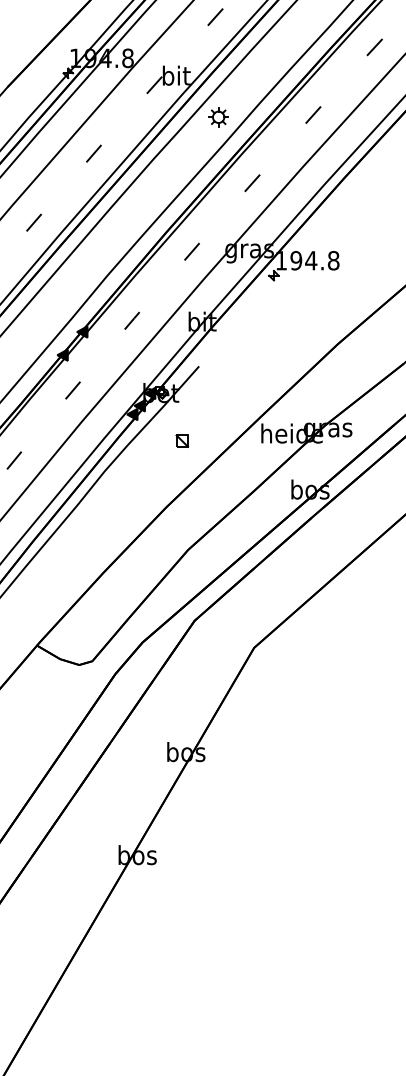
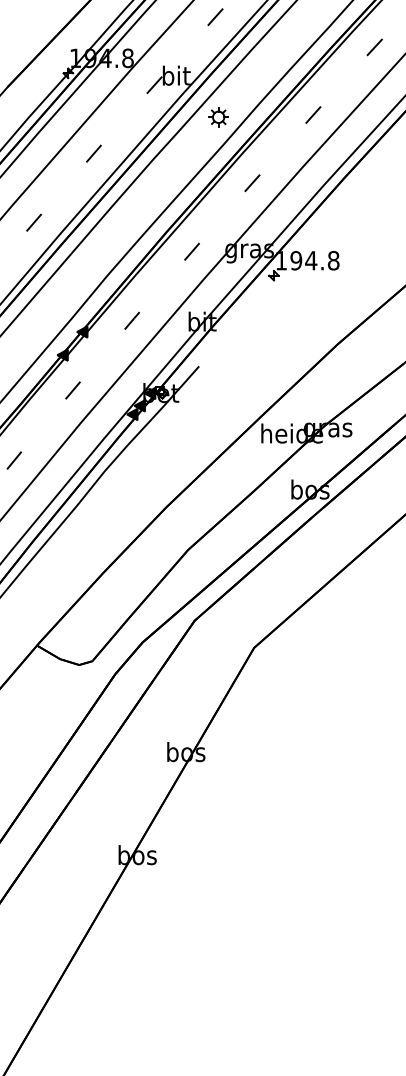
part: present -> none (182, 440)
